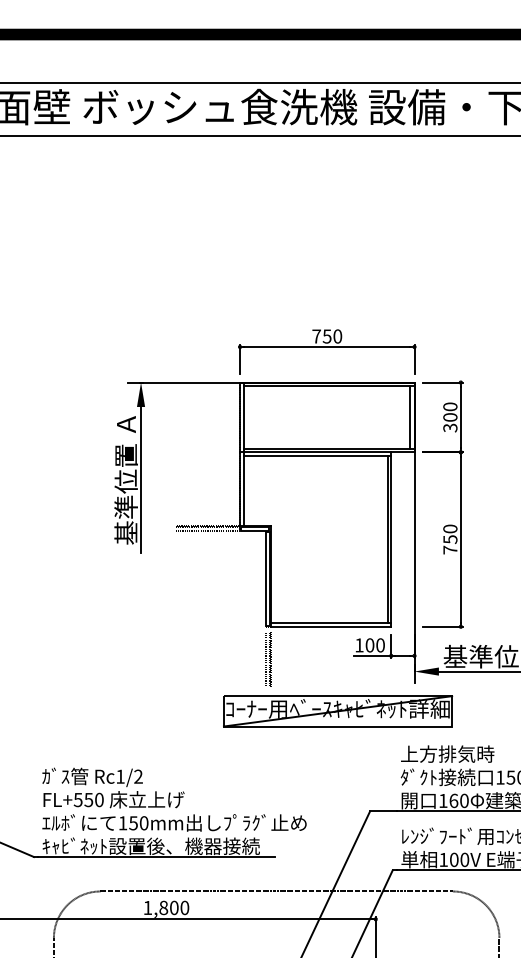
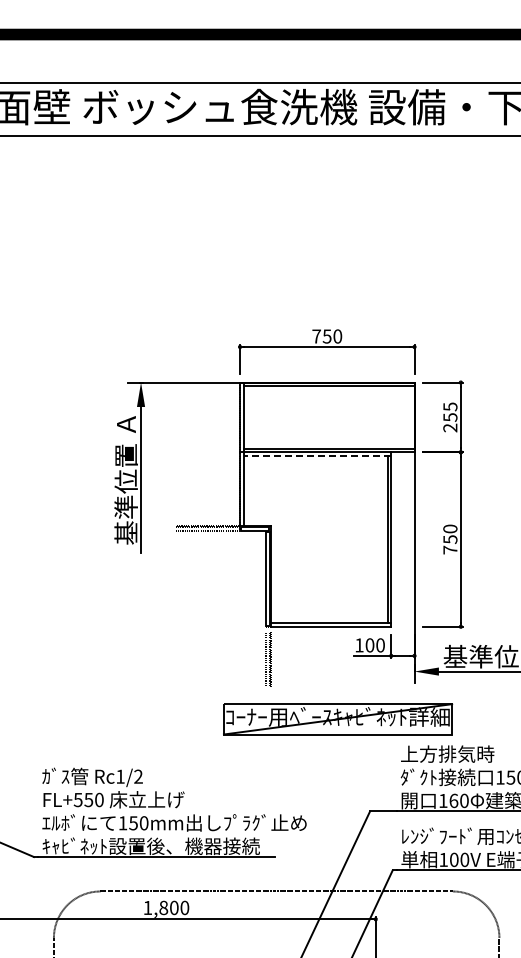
line: present -> none (410, 417)
text: 300 -> 255 (450, 417)
line: solid -> dashed (317, 456)
part position: (338, 711) -> (338, 719) (338, 719)
